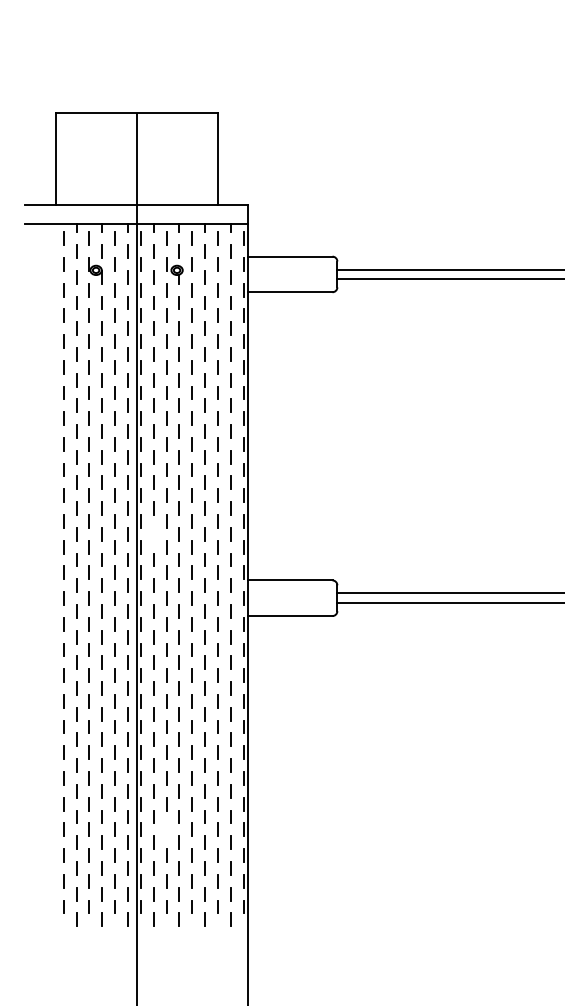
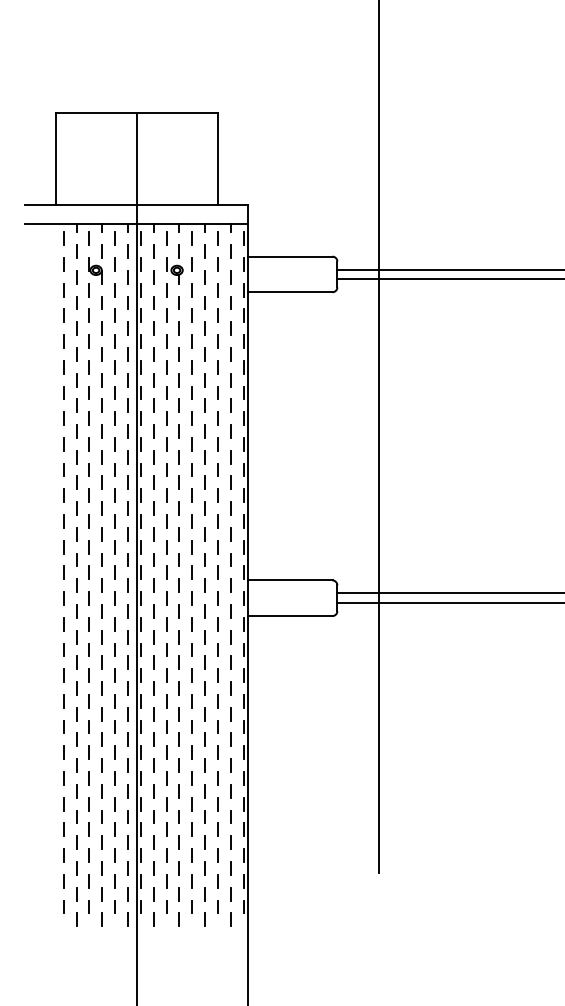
line: none -> present (379, 437)
line: none -> present (153, 534)
line: none -> present (166, 829)
